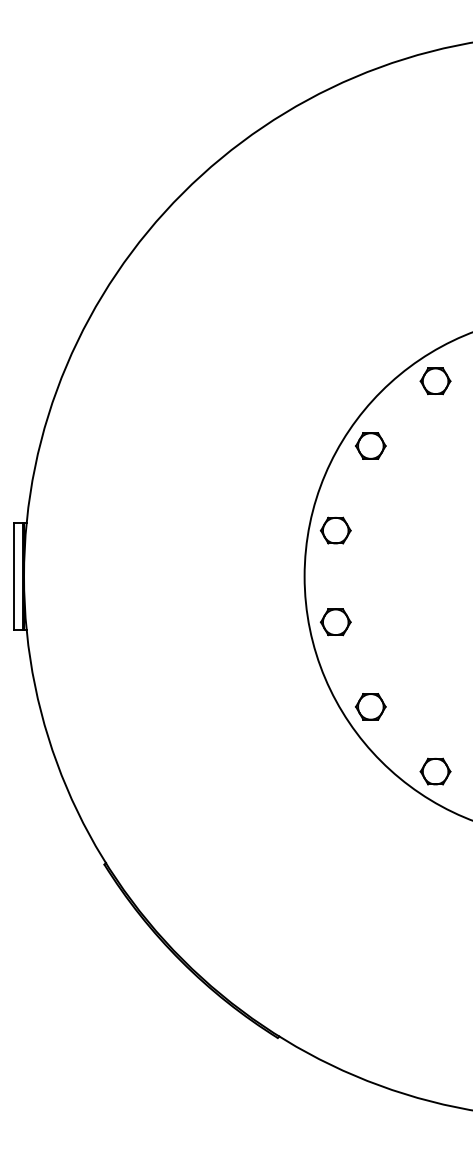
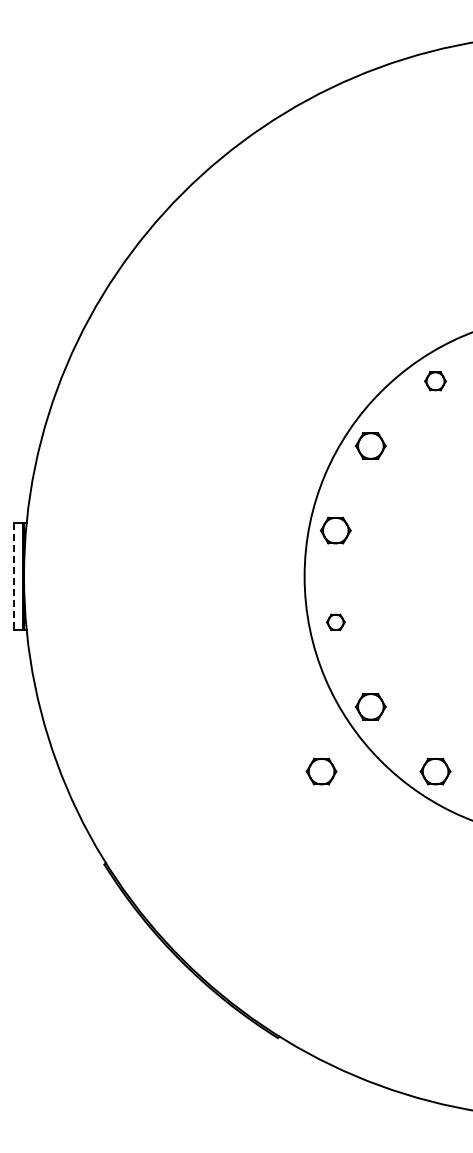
part size: 33x29 px -> 23x21 px (435, 381)
line: solid -> dashed (14, 577)
part size: 32x29 px -> 21x19 px (335, 622)
part: none -> present (321, 771)
